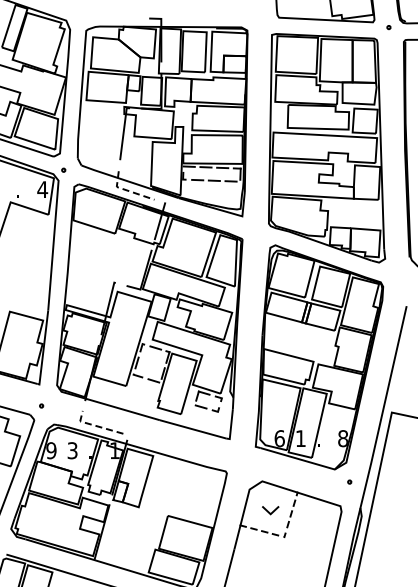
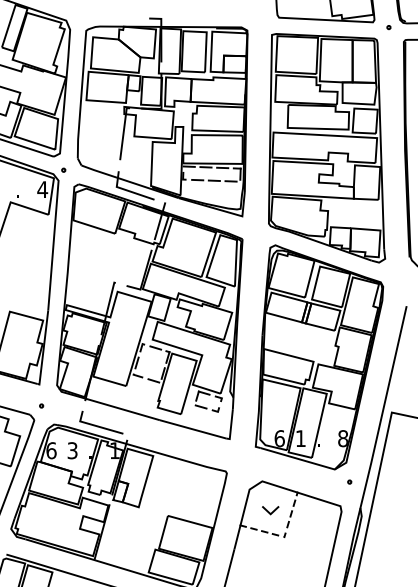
line: dashed -> solid (128, 190)
line: dashed -> solid (95, 425)
text: 9 -> 6 (51, 450)
